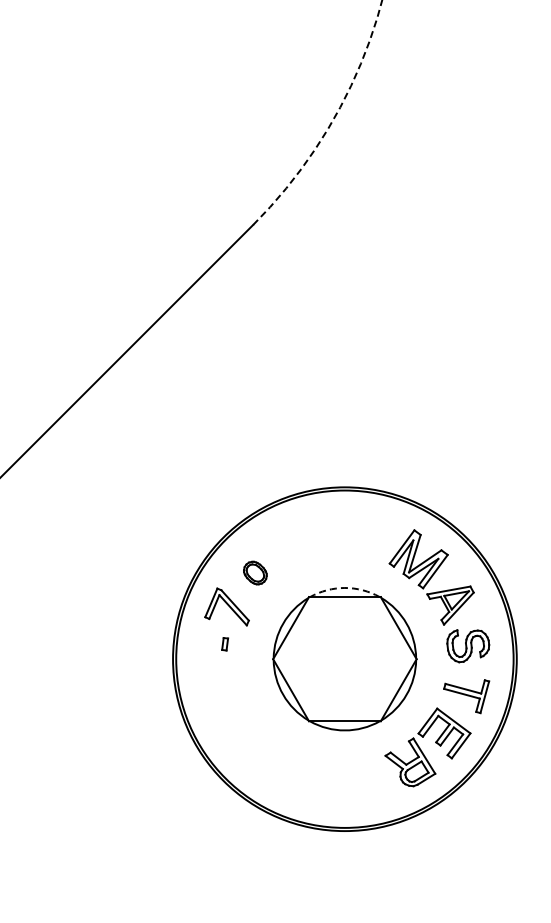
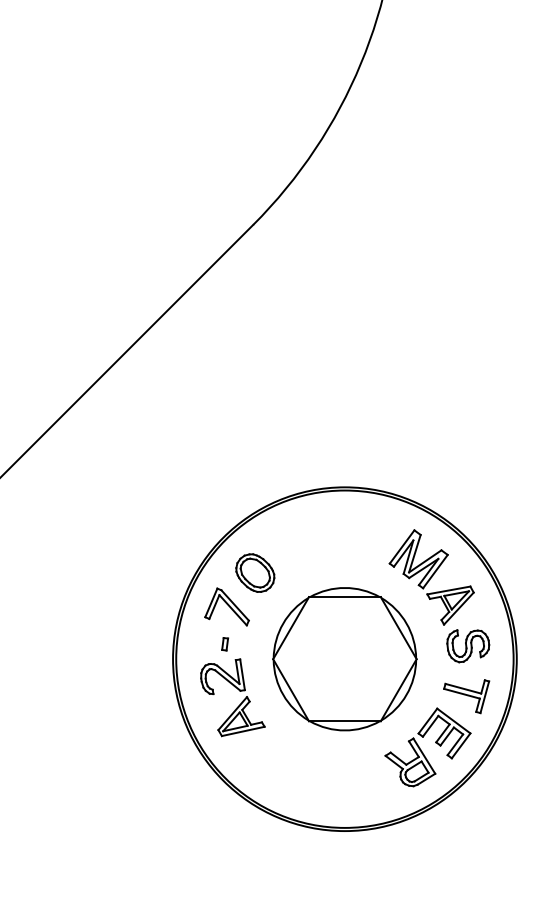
arc: dashed -> solid (333, 120)
part size: 25x26 px -> 41x40 px (255, 572)
arc: dashed -> solid (344, 587)
part: none -> present (238, 690)
